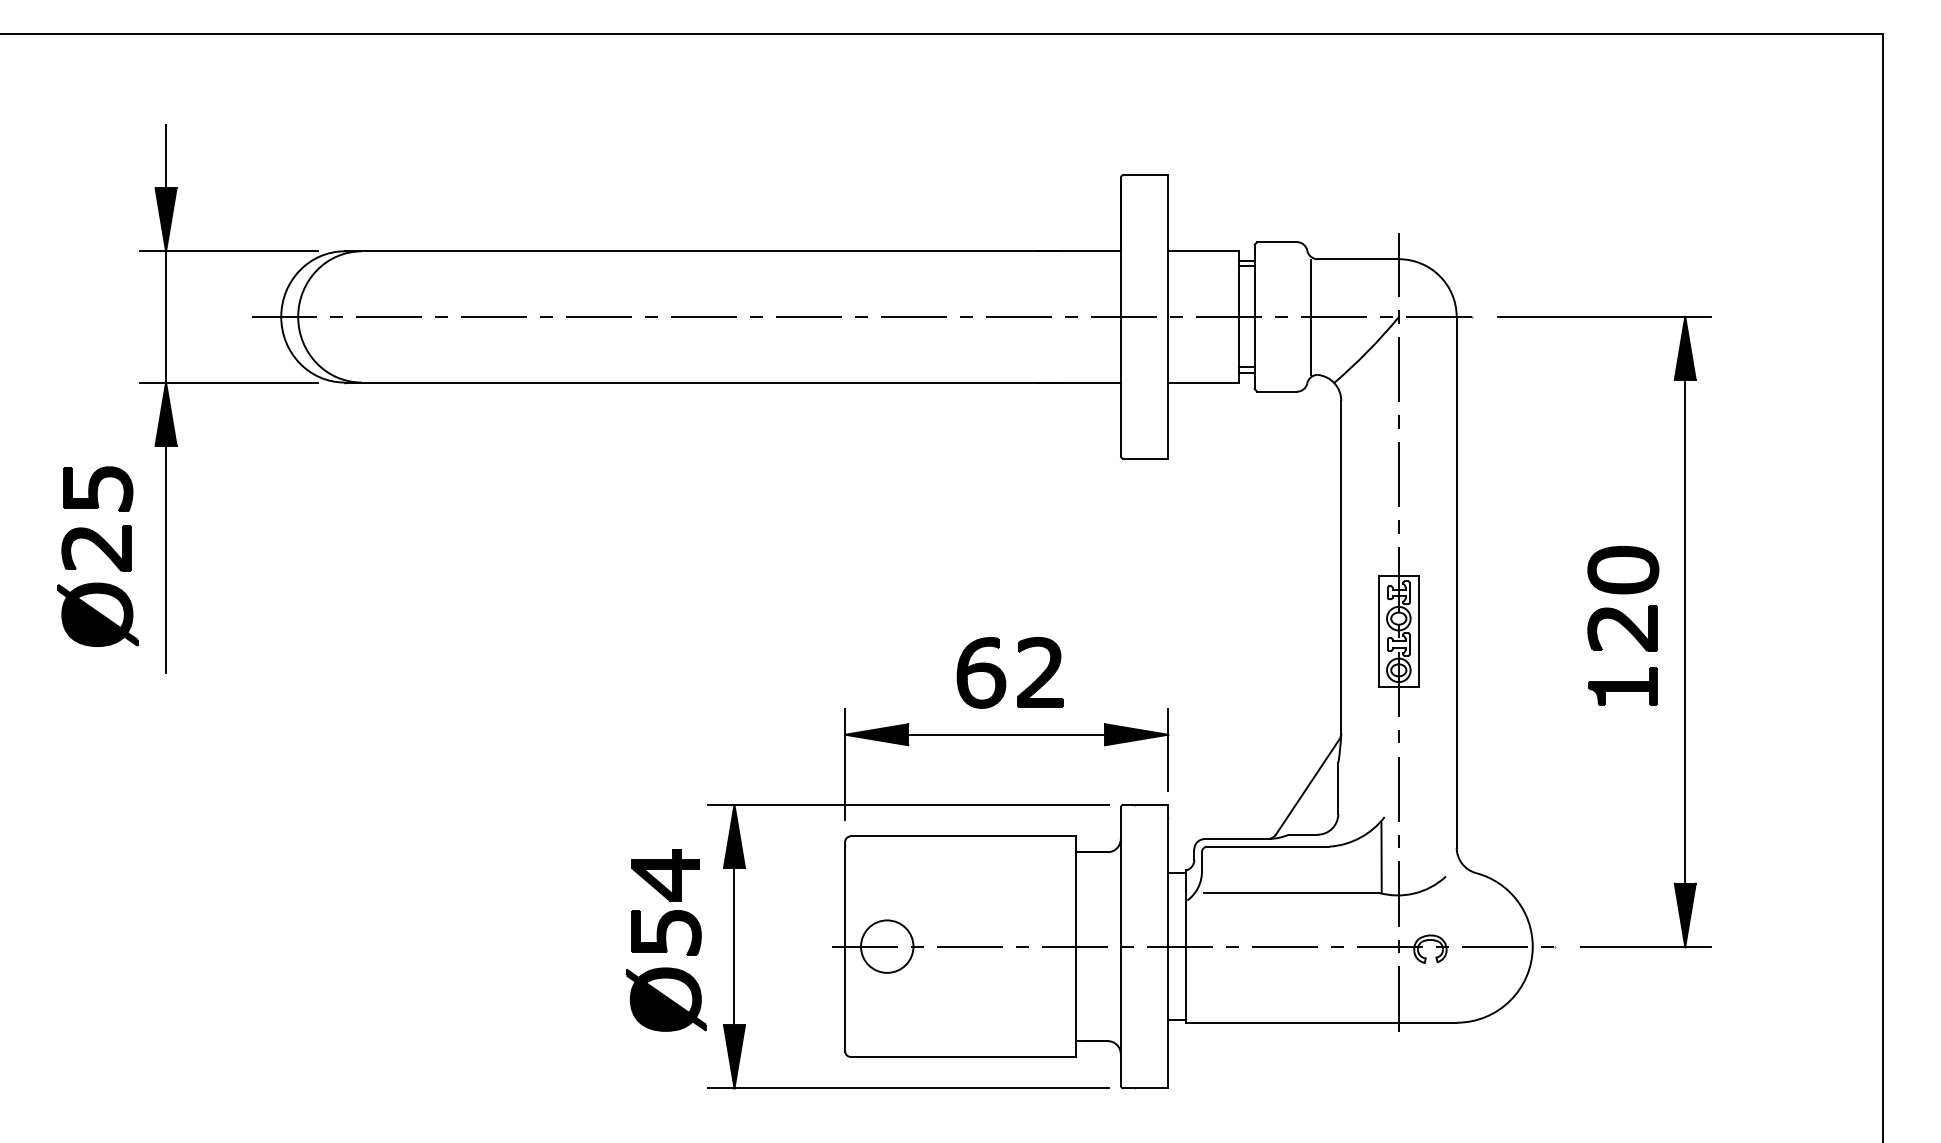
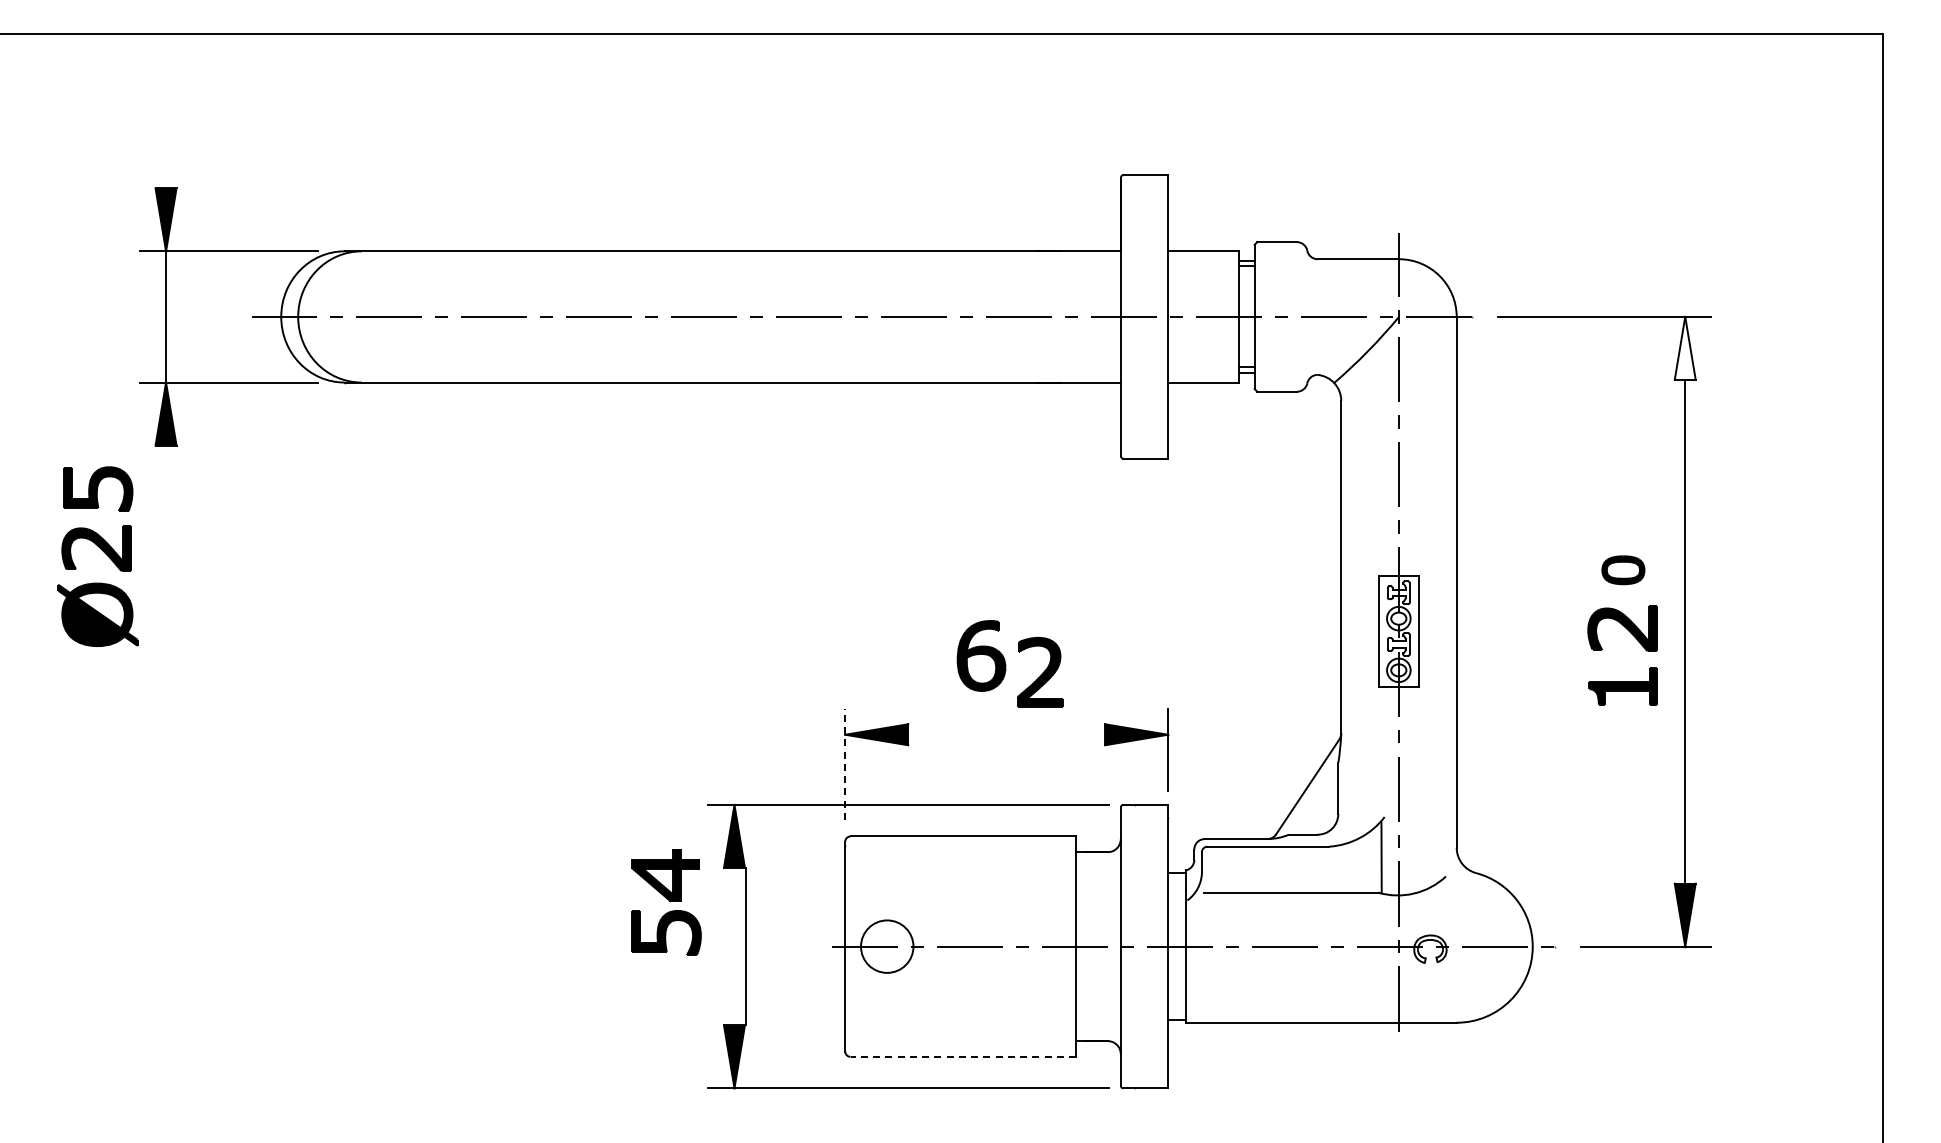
line: present -> none (166, 156)
line: present -> none (1310, 317)
fill: present -> none (1684, 347)
line: present -> none (166, 558)
part size: 73x49 px -> 45x31 px (1623, 570)
part position: (981, 672) -> (981, 655) (981, 655)
line: present -> none (1006, 734)
line: solid -> dashed (845, 764)
line position: (734, 946) -> (746, 946) (746, 946)
part: present -> none (666, 999)
line: solid -> dashed (963, 1056)
